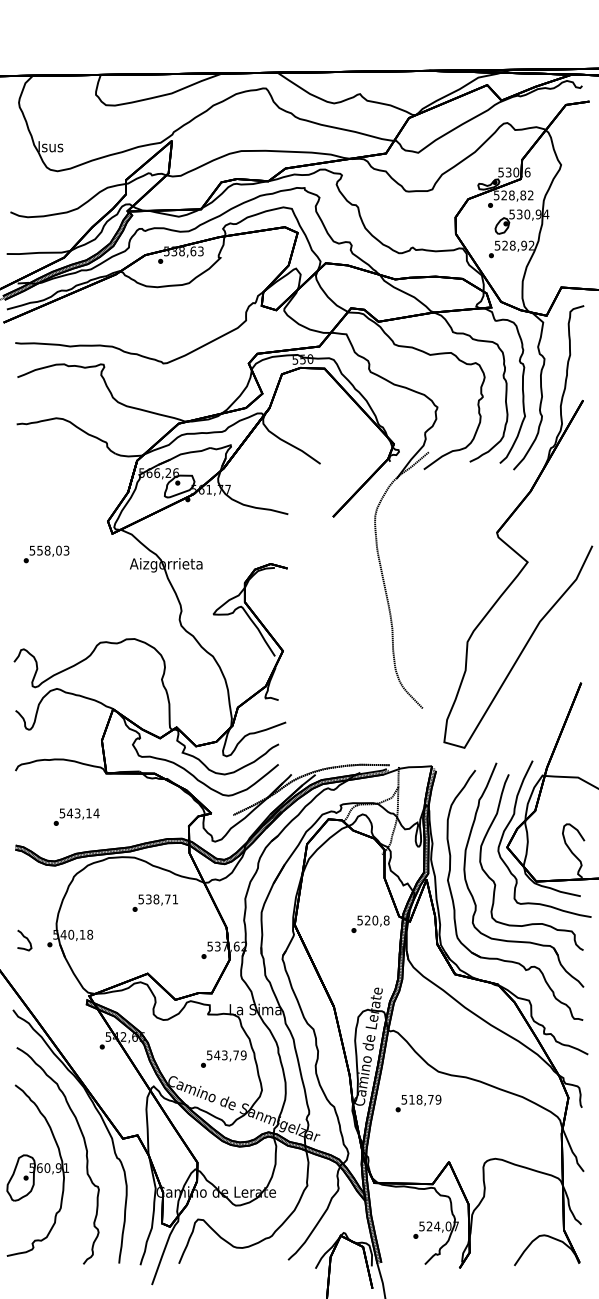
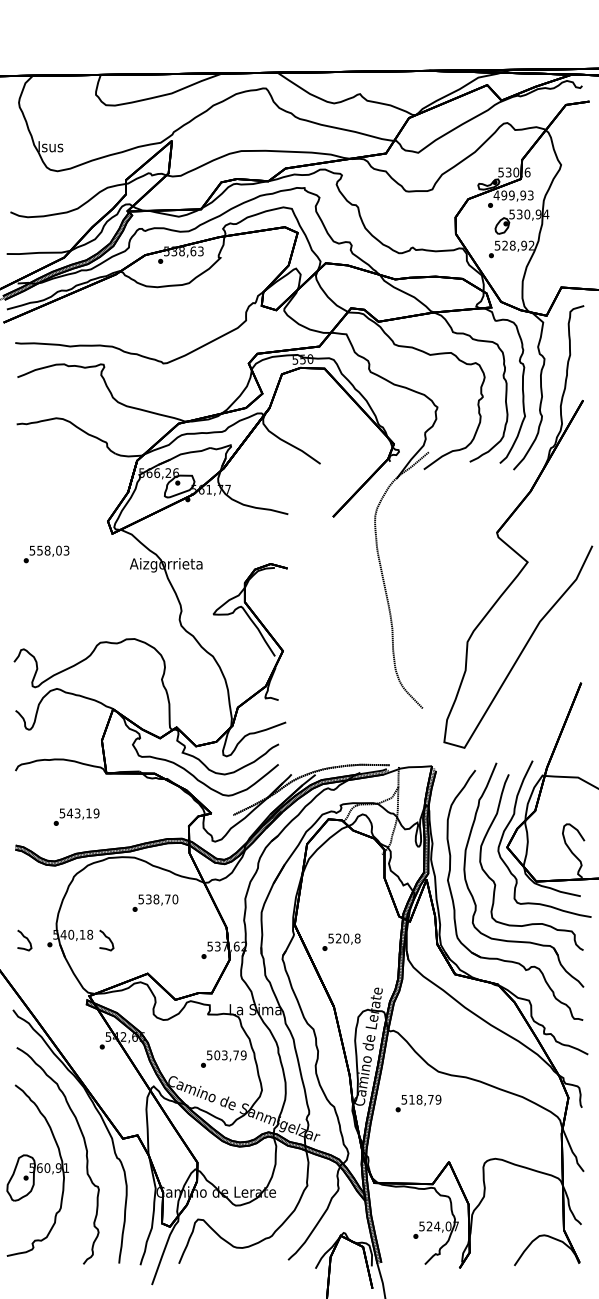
text: 528,82 -> 499,93 (513, 195)
text: 543,14 -> 543,19 (96, 813)
text: 538,71 -> 538,70 (175, 899)
text position: (370, 923) -> (341, 941) (341, 941)
curve: none -> present (107, 938)
text: 543,79 -> 503,79 (217, 1055)
